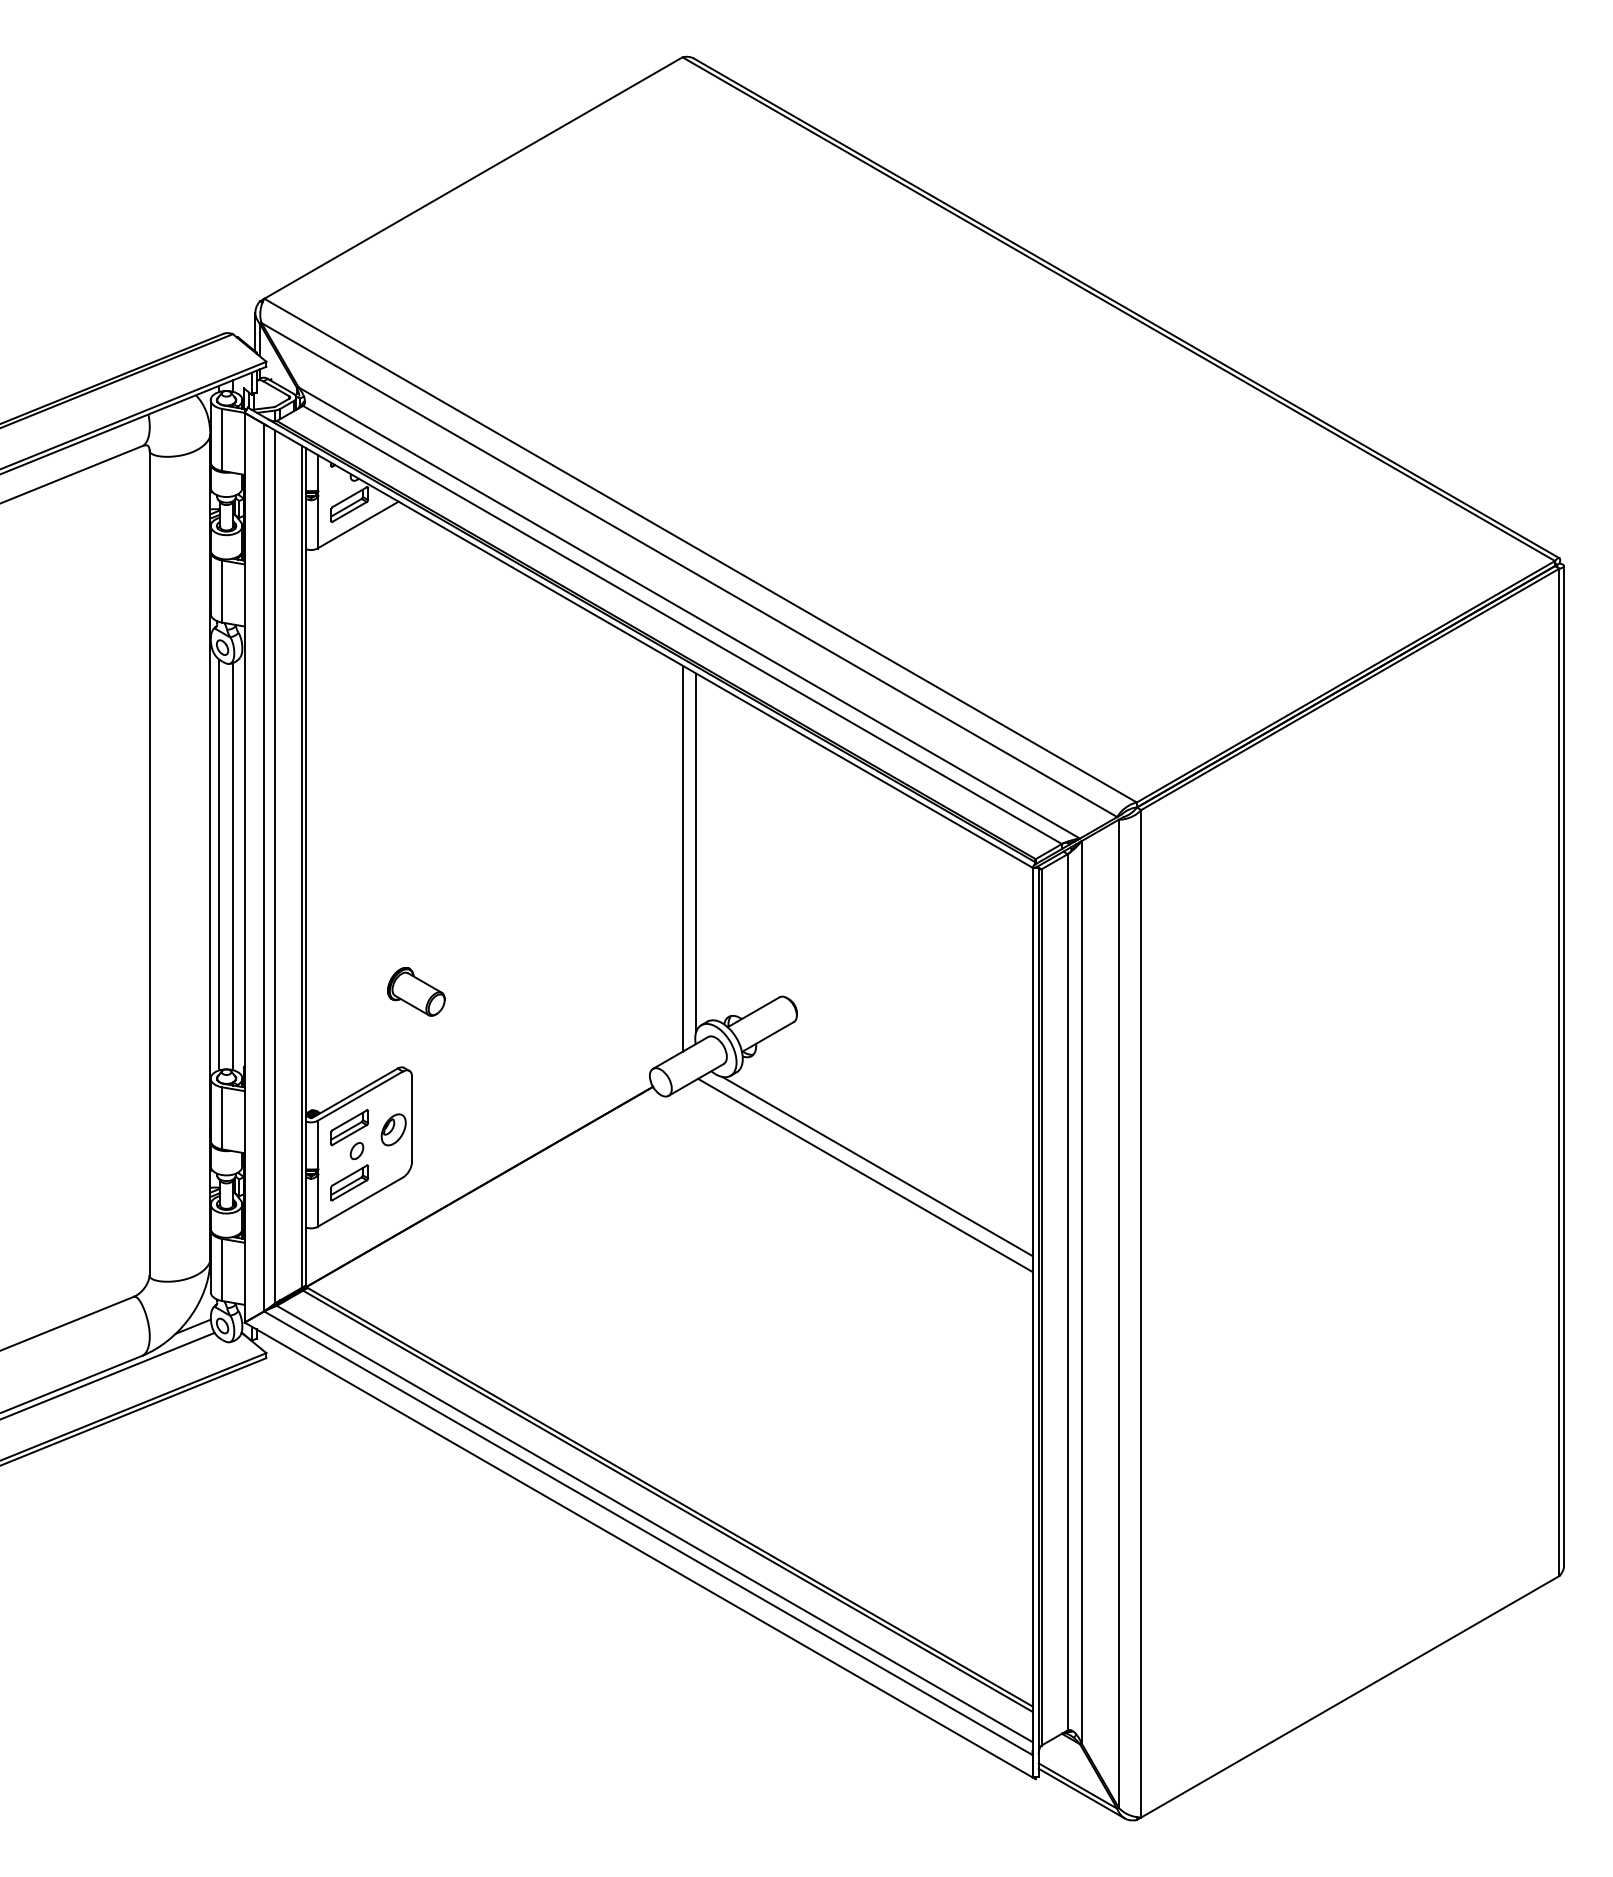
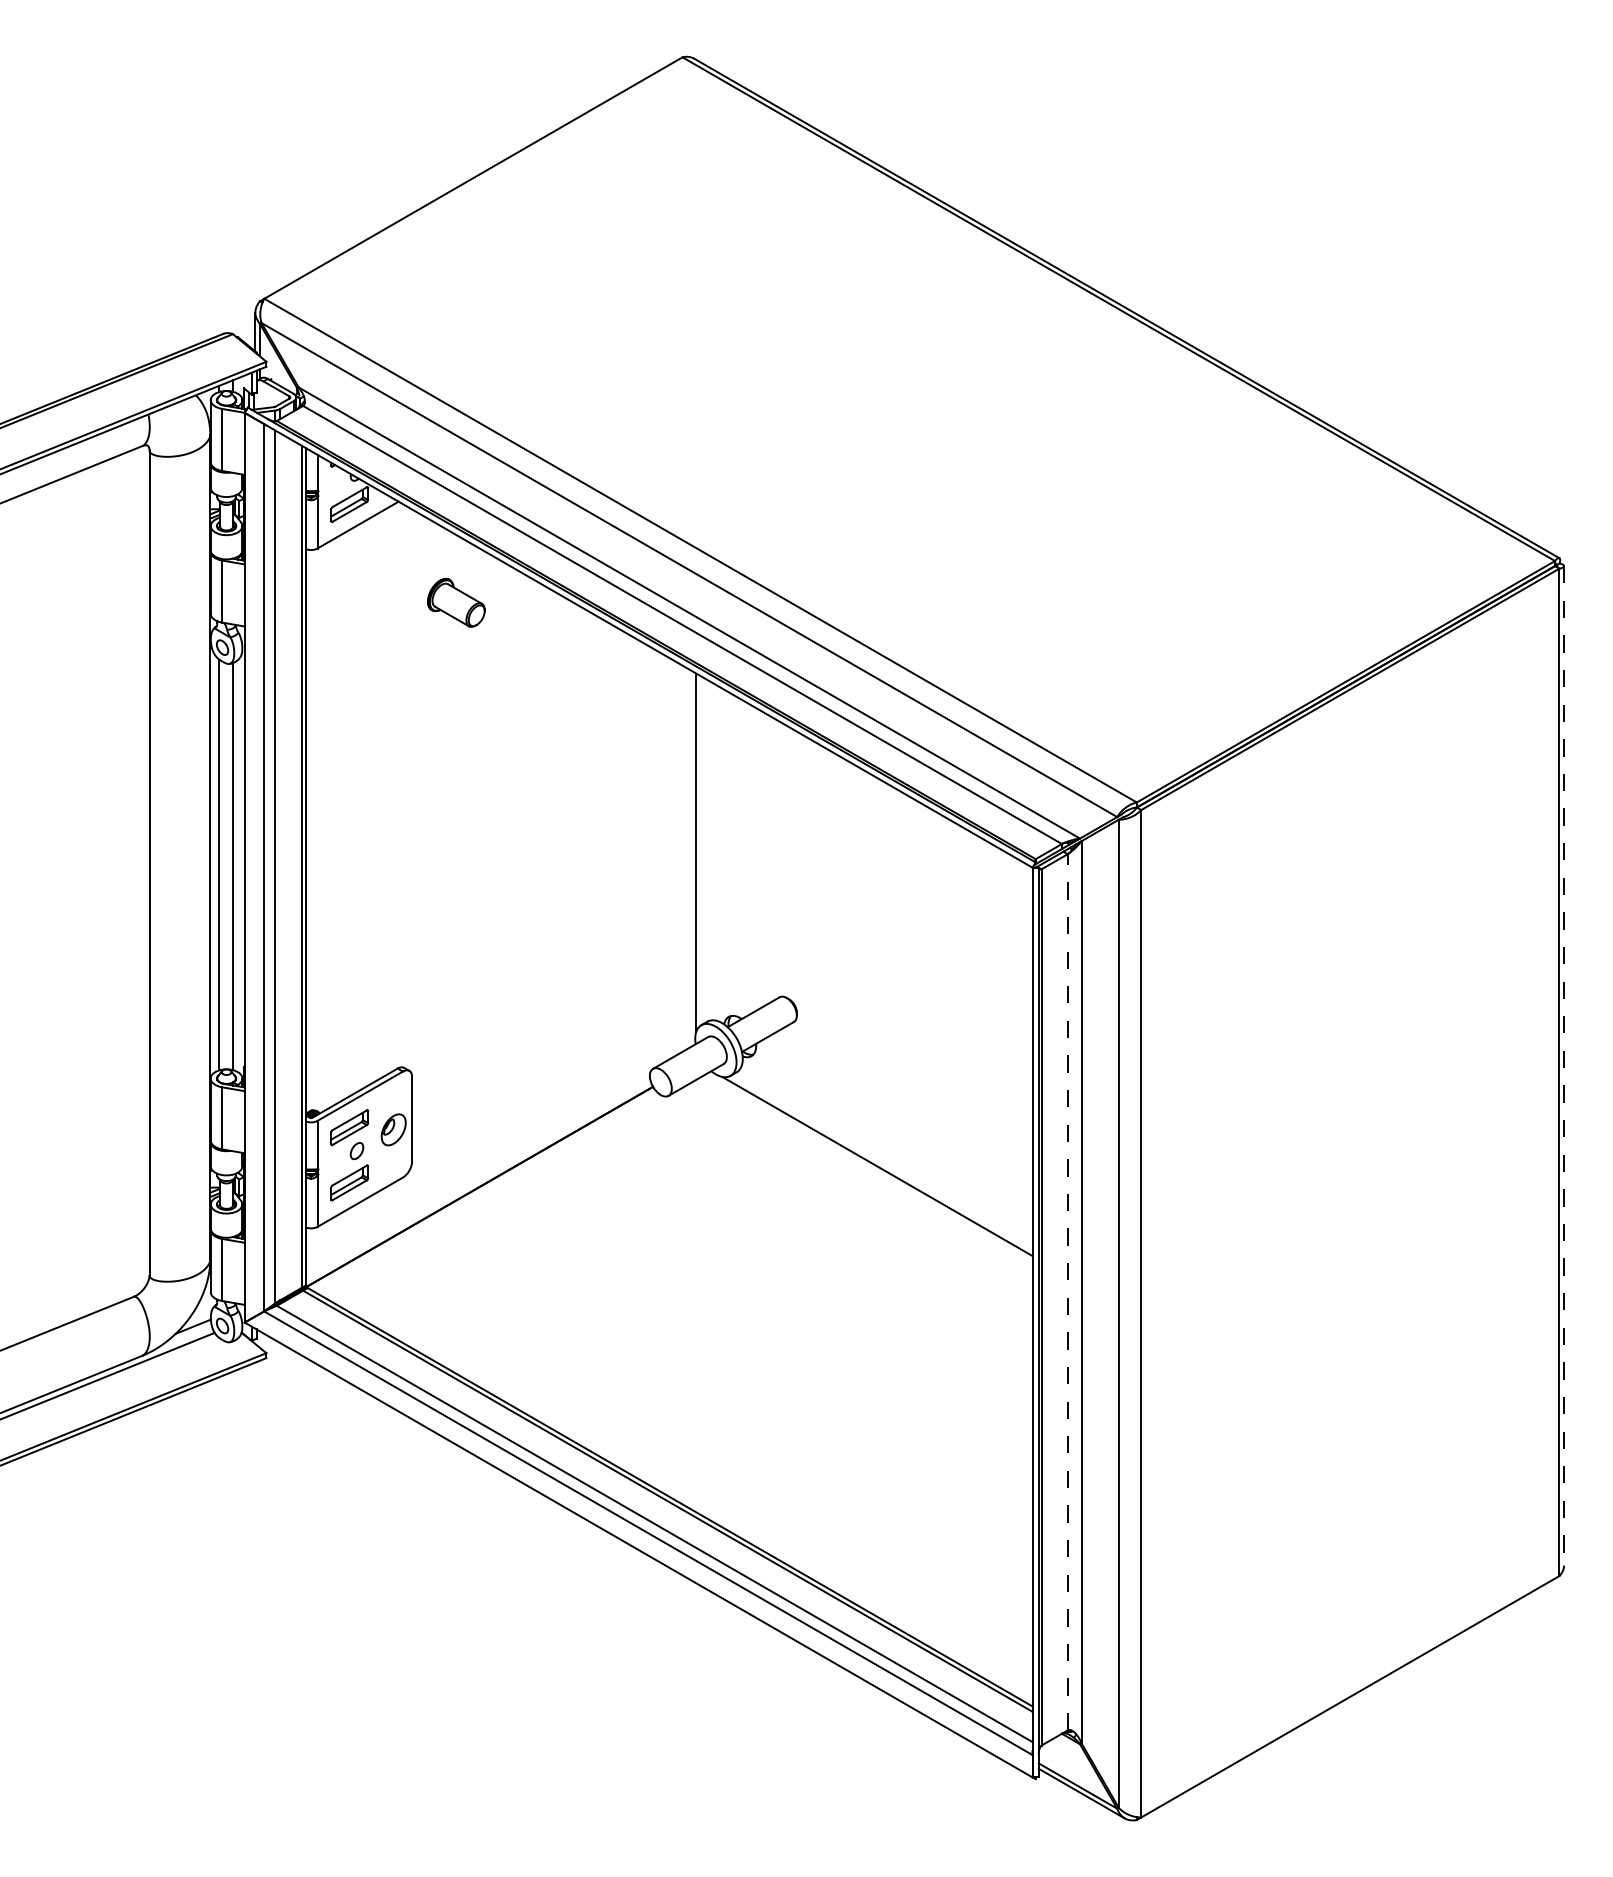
line: present -> none (682, 858)
part position: (416, 991) -> (456, 602) (456, 602)
line: solid -> dashed (1564, 1065)
line: present -> none (865, 1174)
line: solid -> dashed (1067, 1291)
